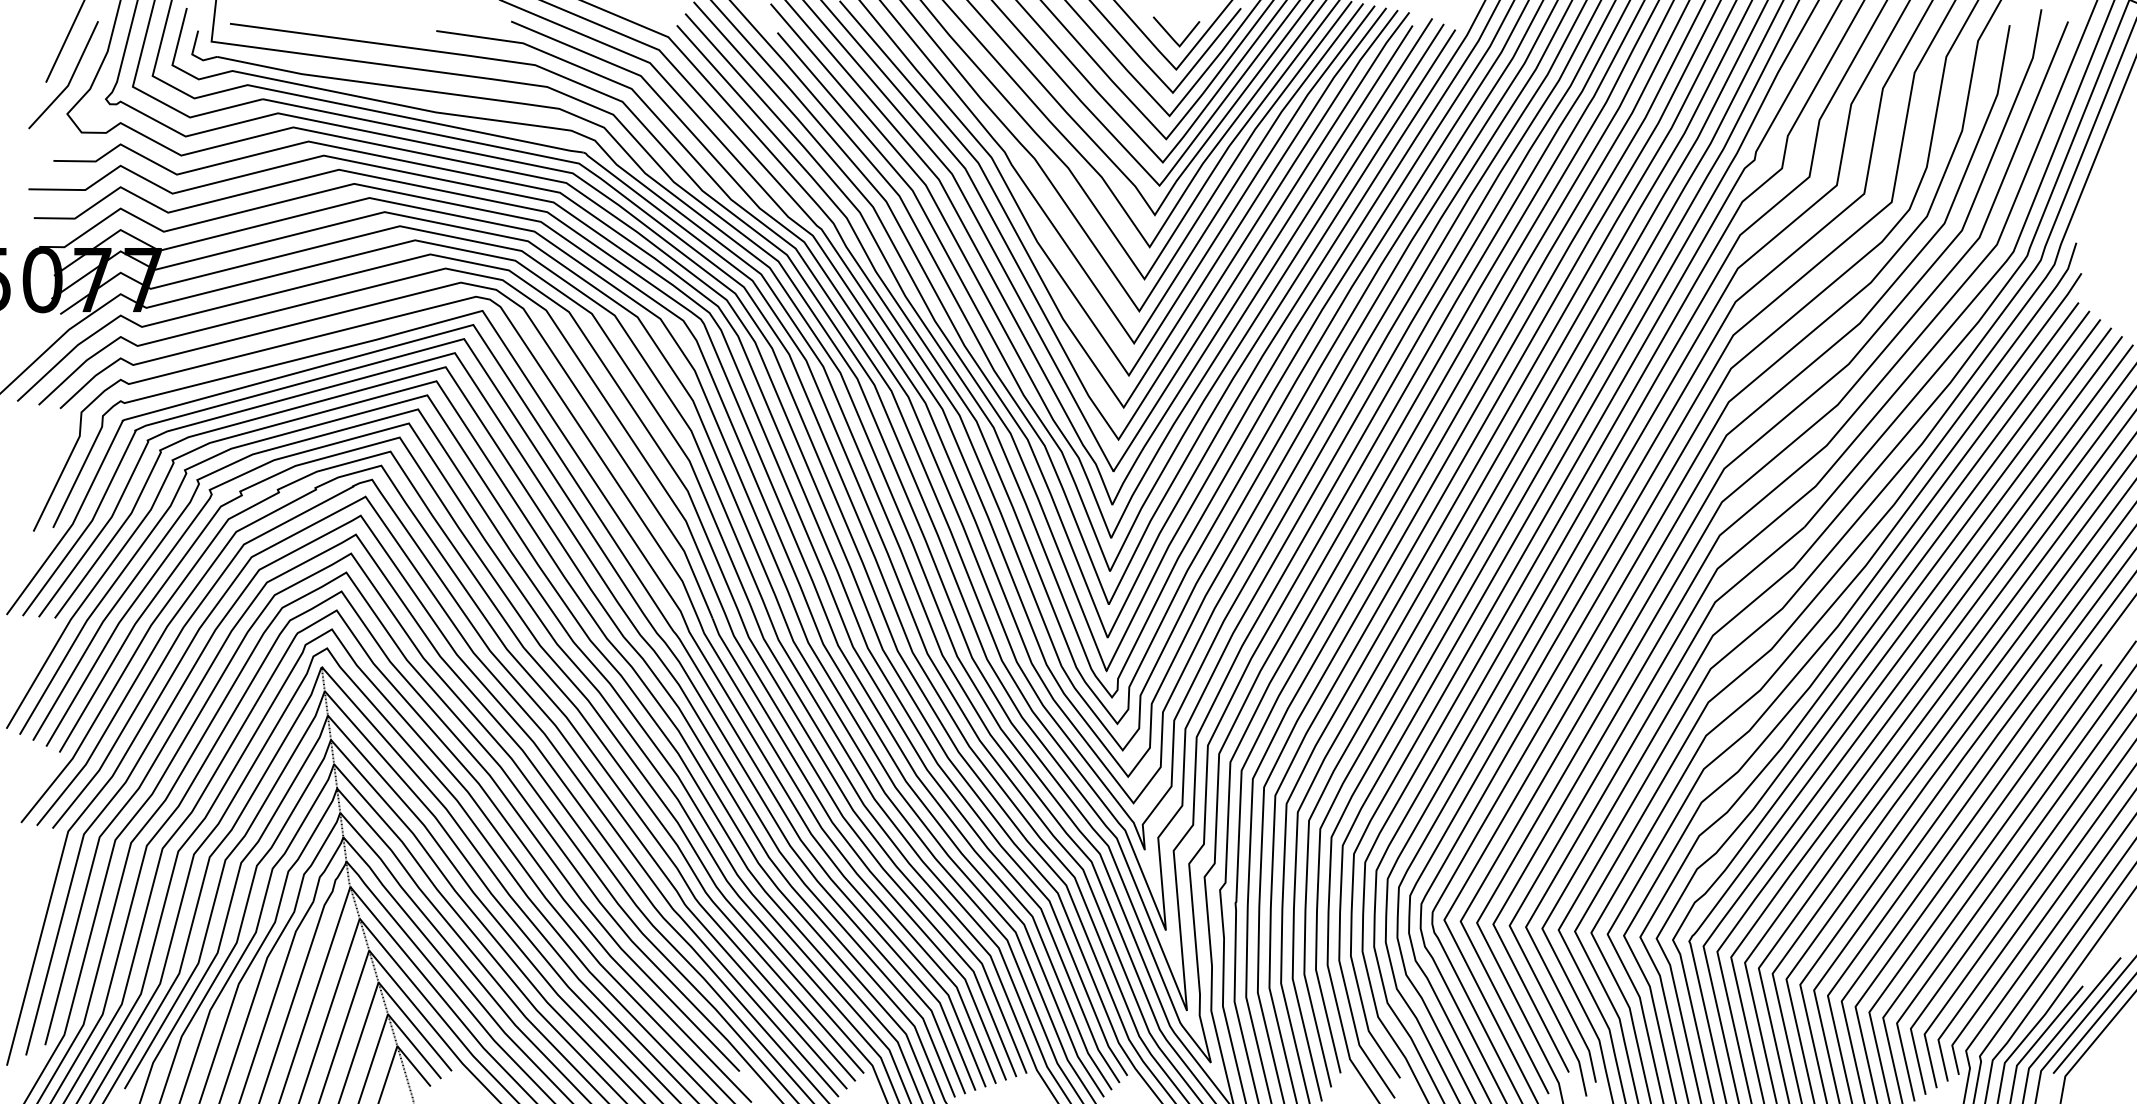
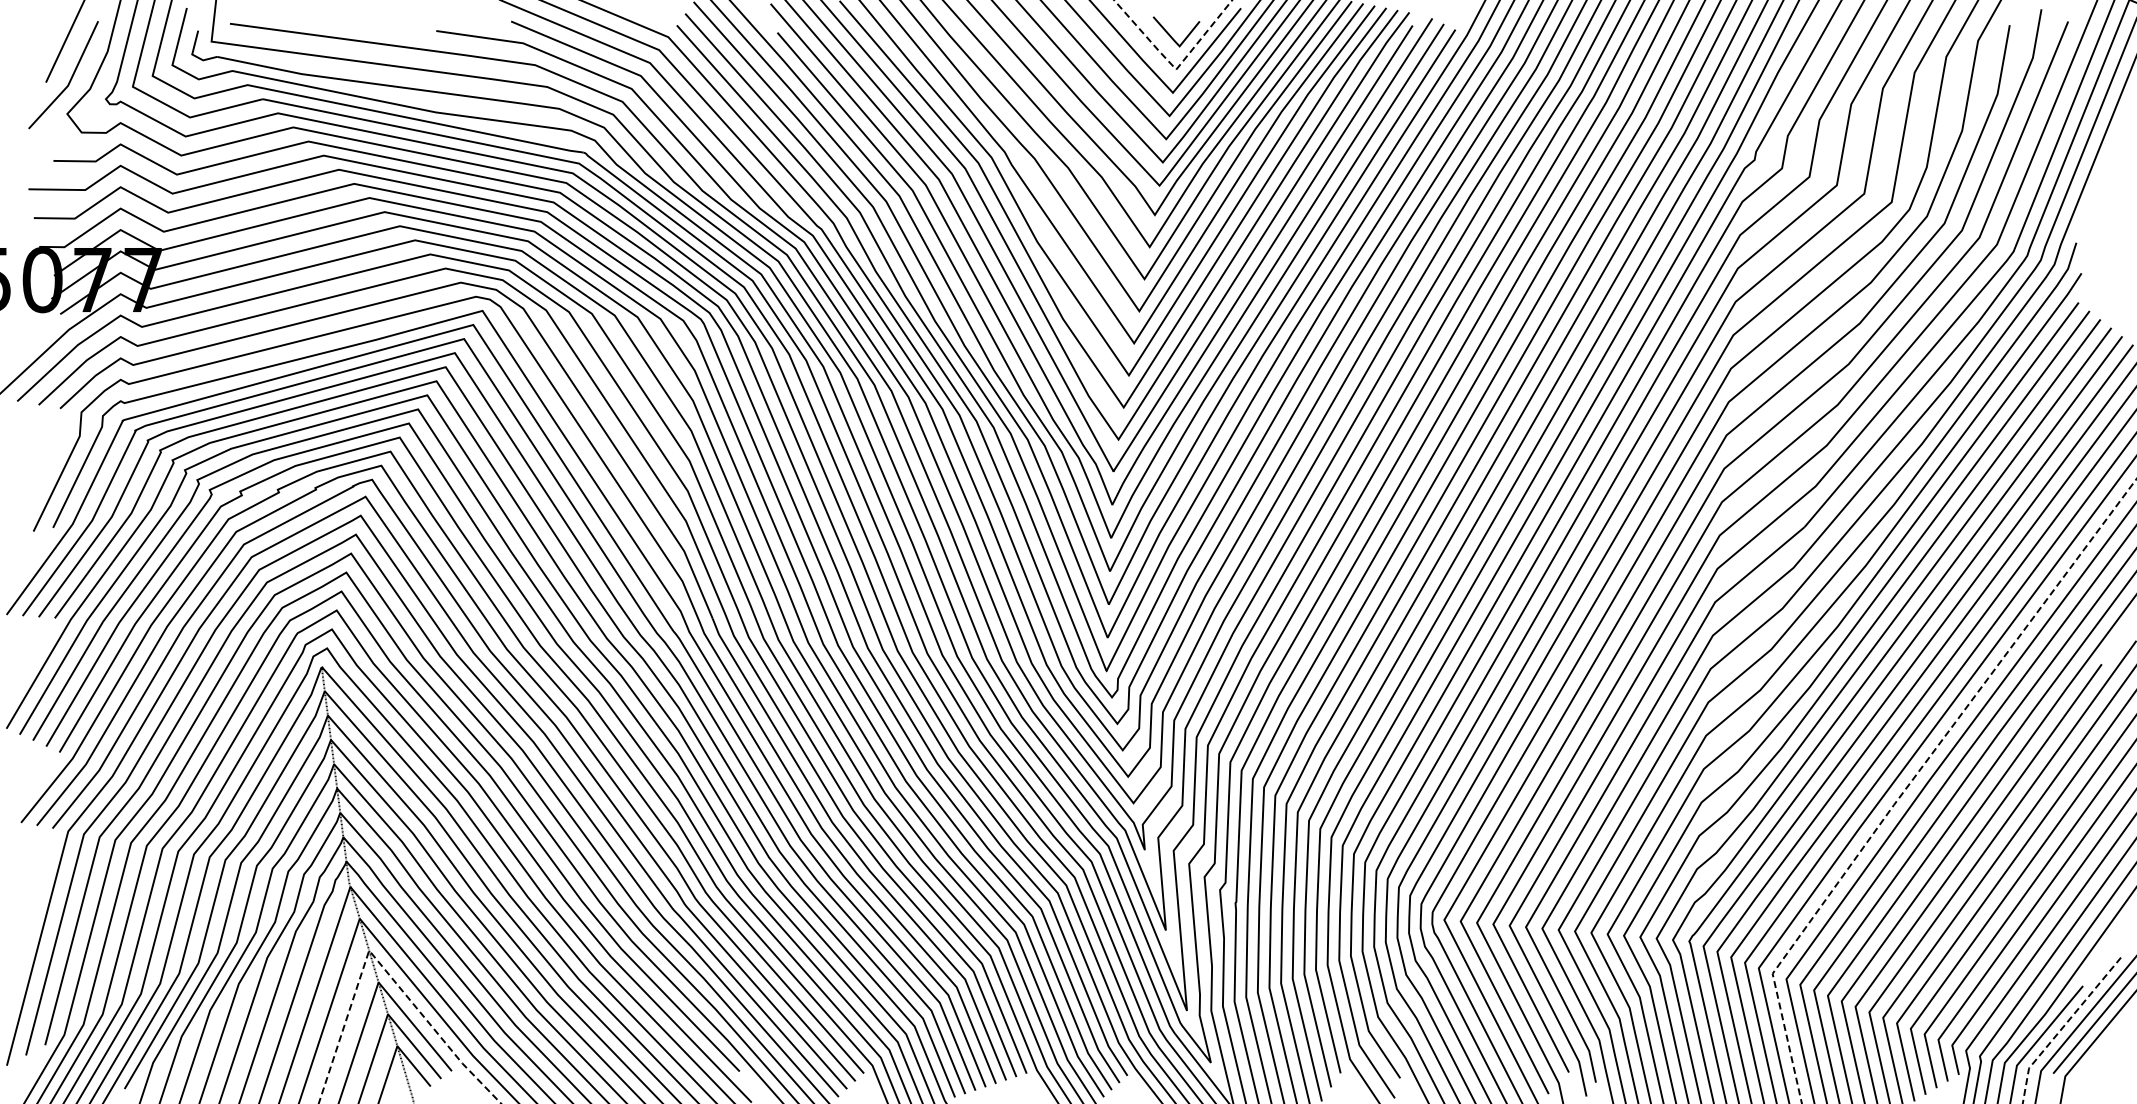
line: solid -> dashed (1174, 68)
line: solid -> dashed (1912, 780)
line: solid -> dashed (381, 965)
line: solid -> dashed (2062, 1027)
